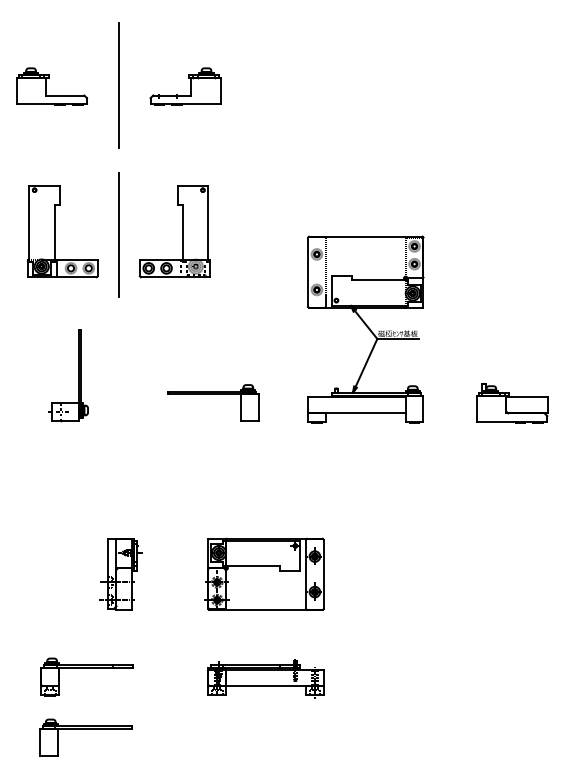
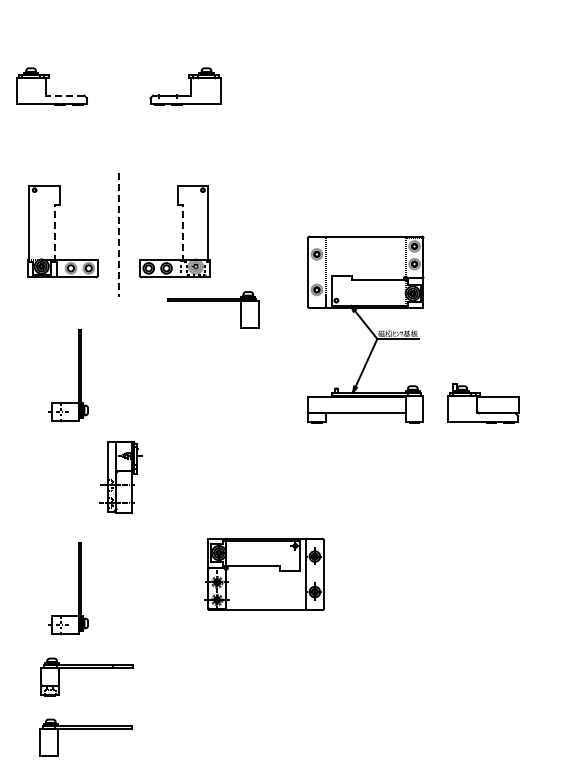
line: present -> none (118, 85)
line: solid -> dashed (64, 95)
line: solid -> dashed (55, 233)
line: solid -> dashed (182, 233)
line: solid -> dashed (118, 235)
part position: (213, 394) -> (213, 301) (213, 301)
part position: (512, 403) -> (483, 403) (483, 403)
part position: (120, 574) -> (120, 477) (120, 477)
part: none -> present (78, 588)
part: present -> none (265, 678)
